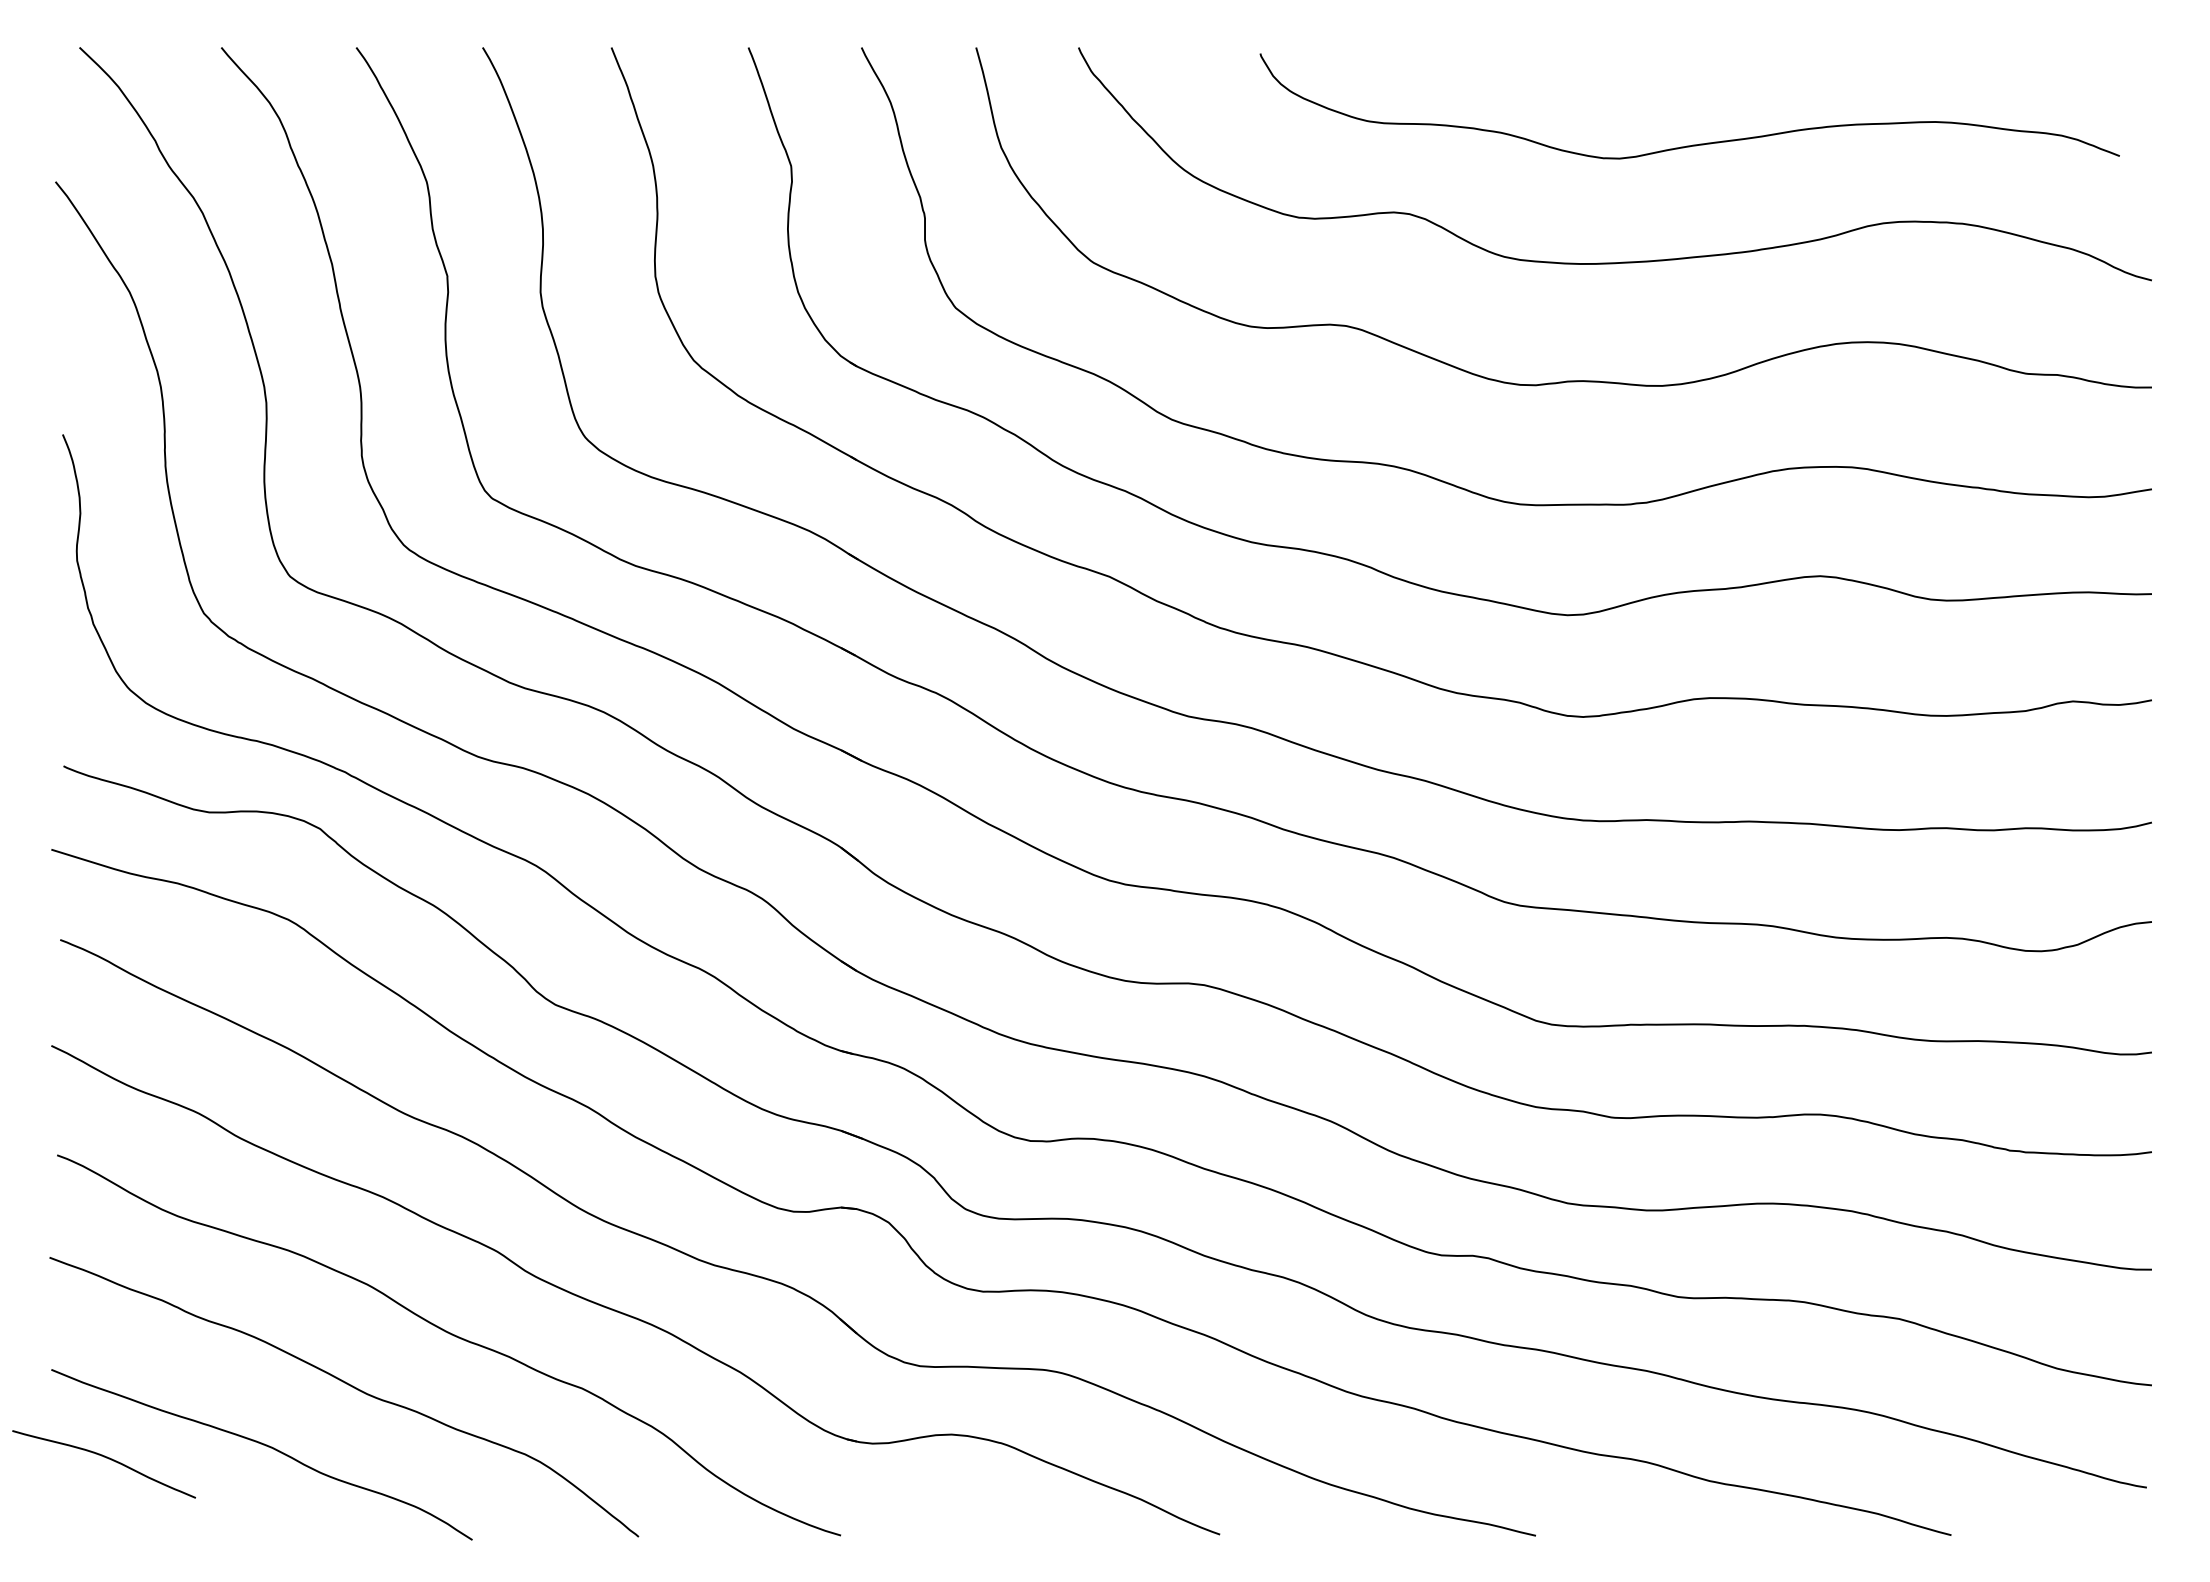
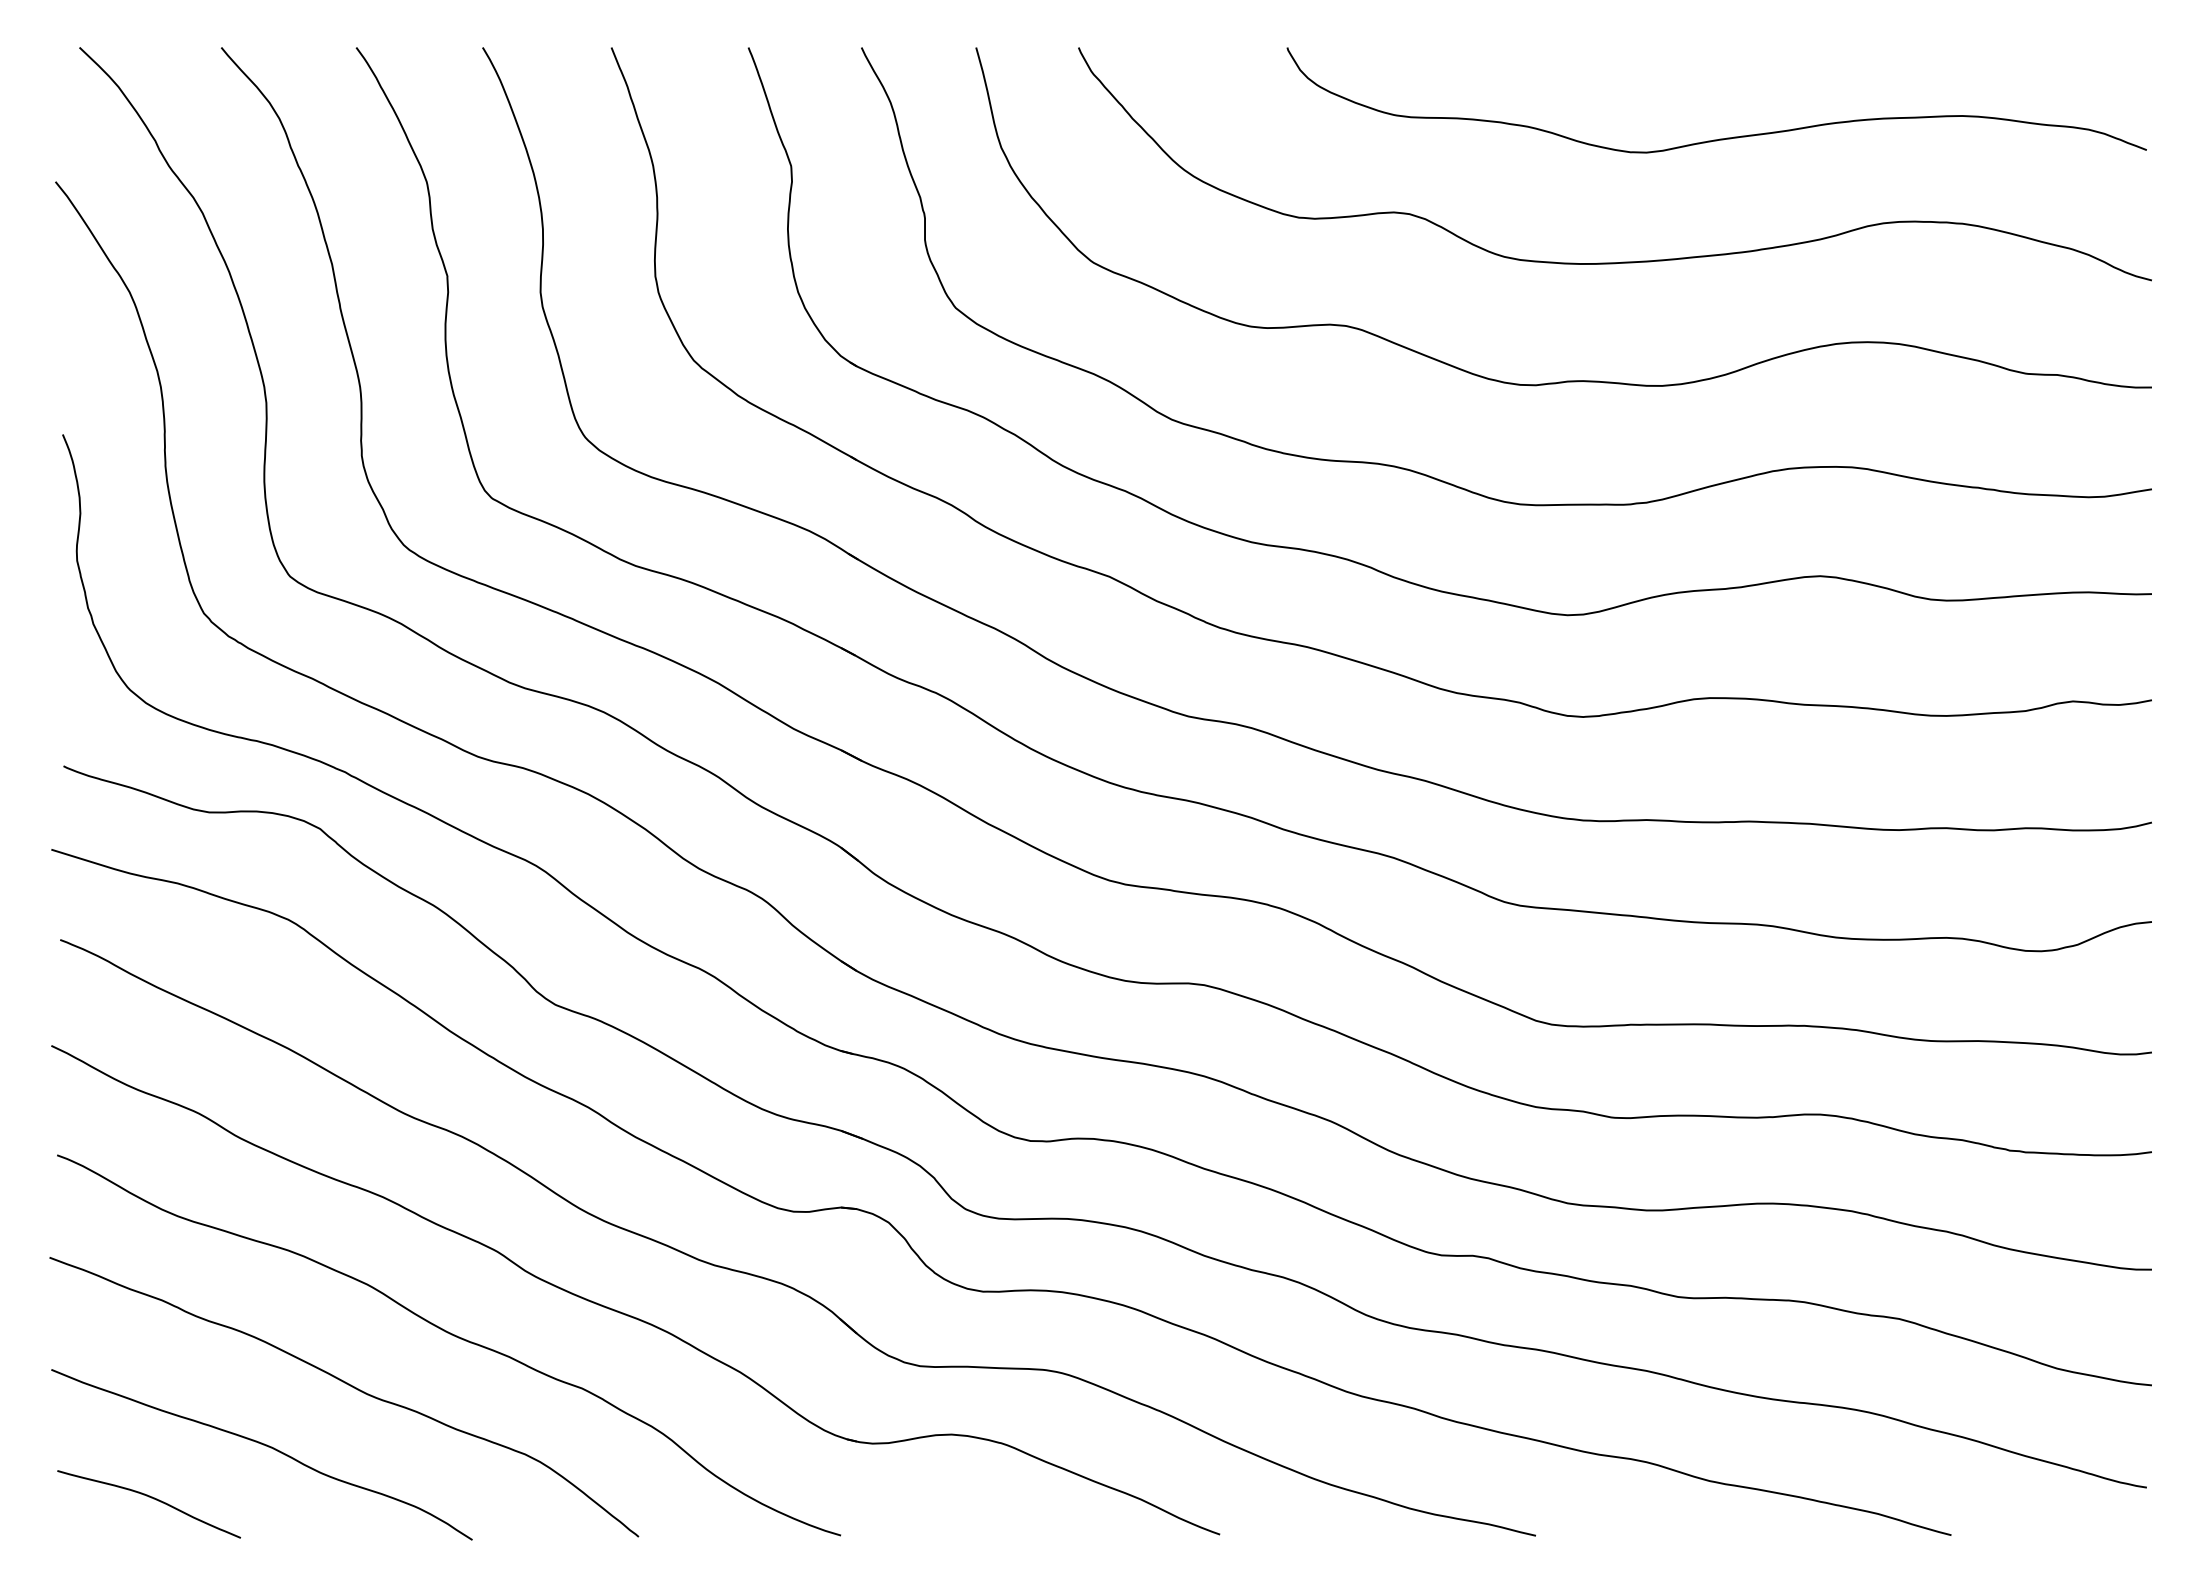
curve position: (1692, 144) -> (1719, 138) (1719, 138)
curve position: (106, 1458) -> (151, 1498) (151, 1498)
